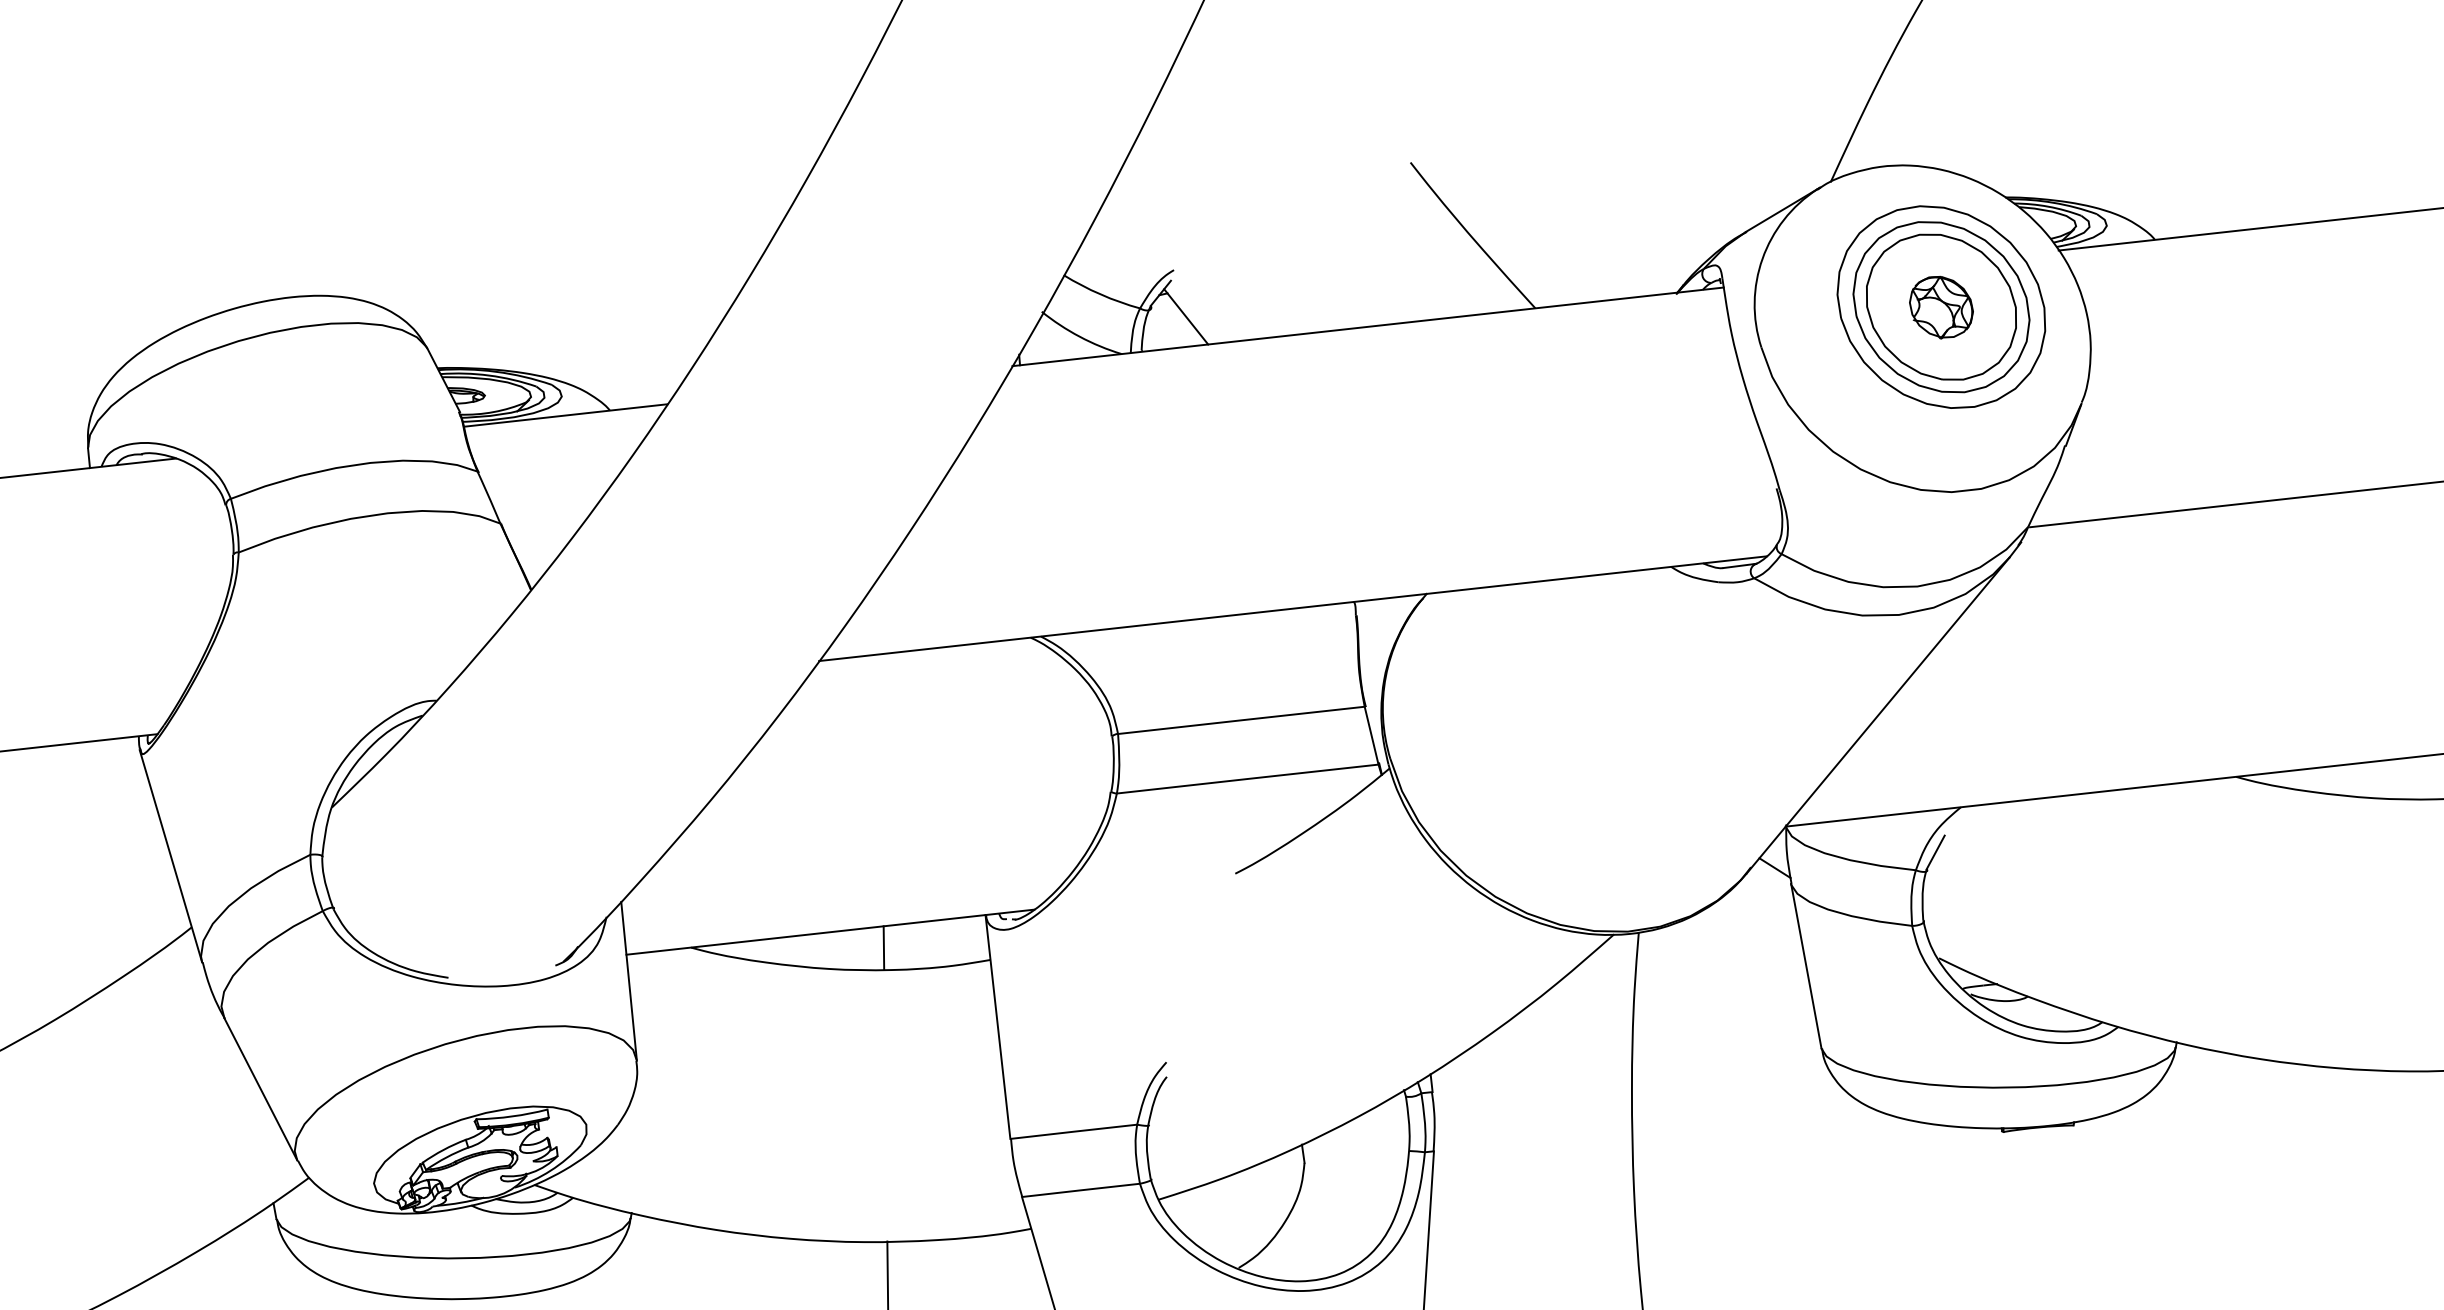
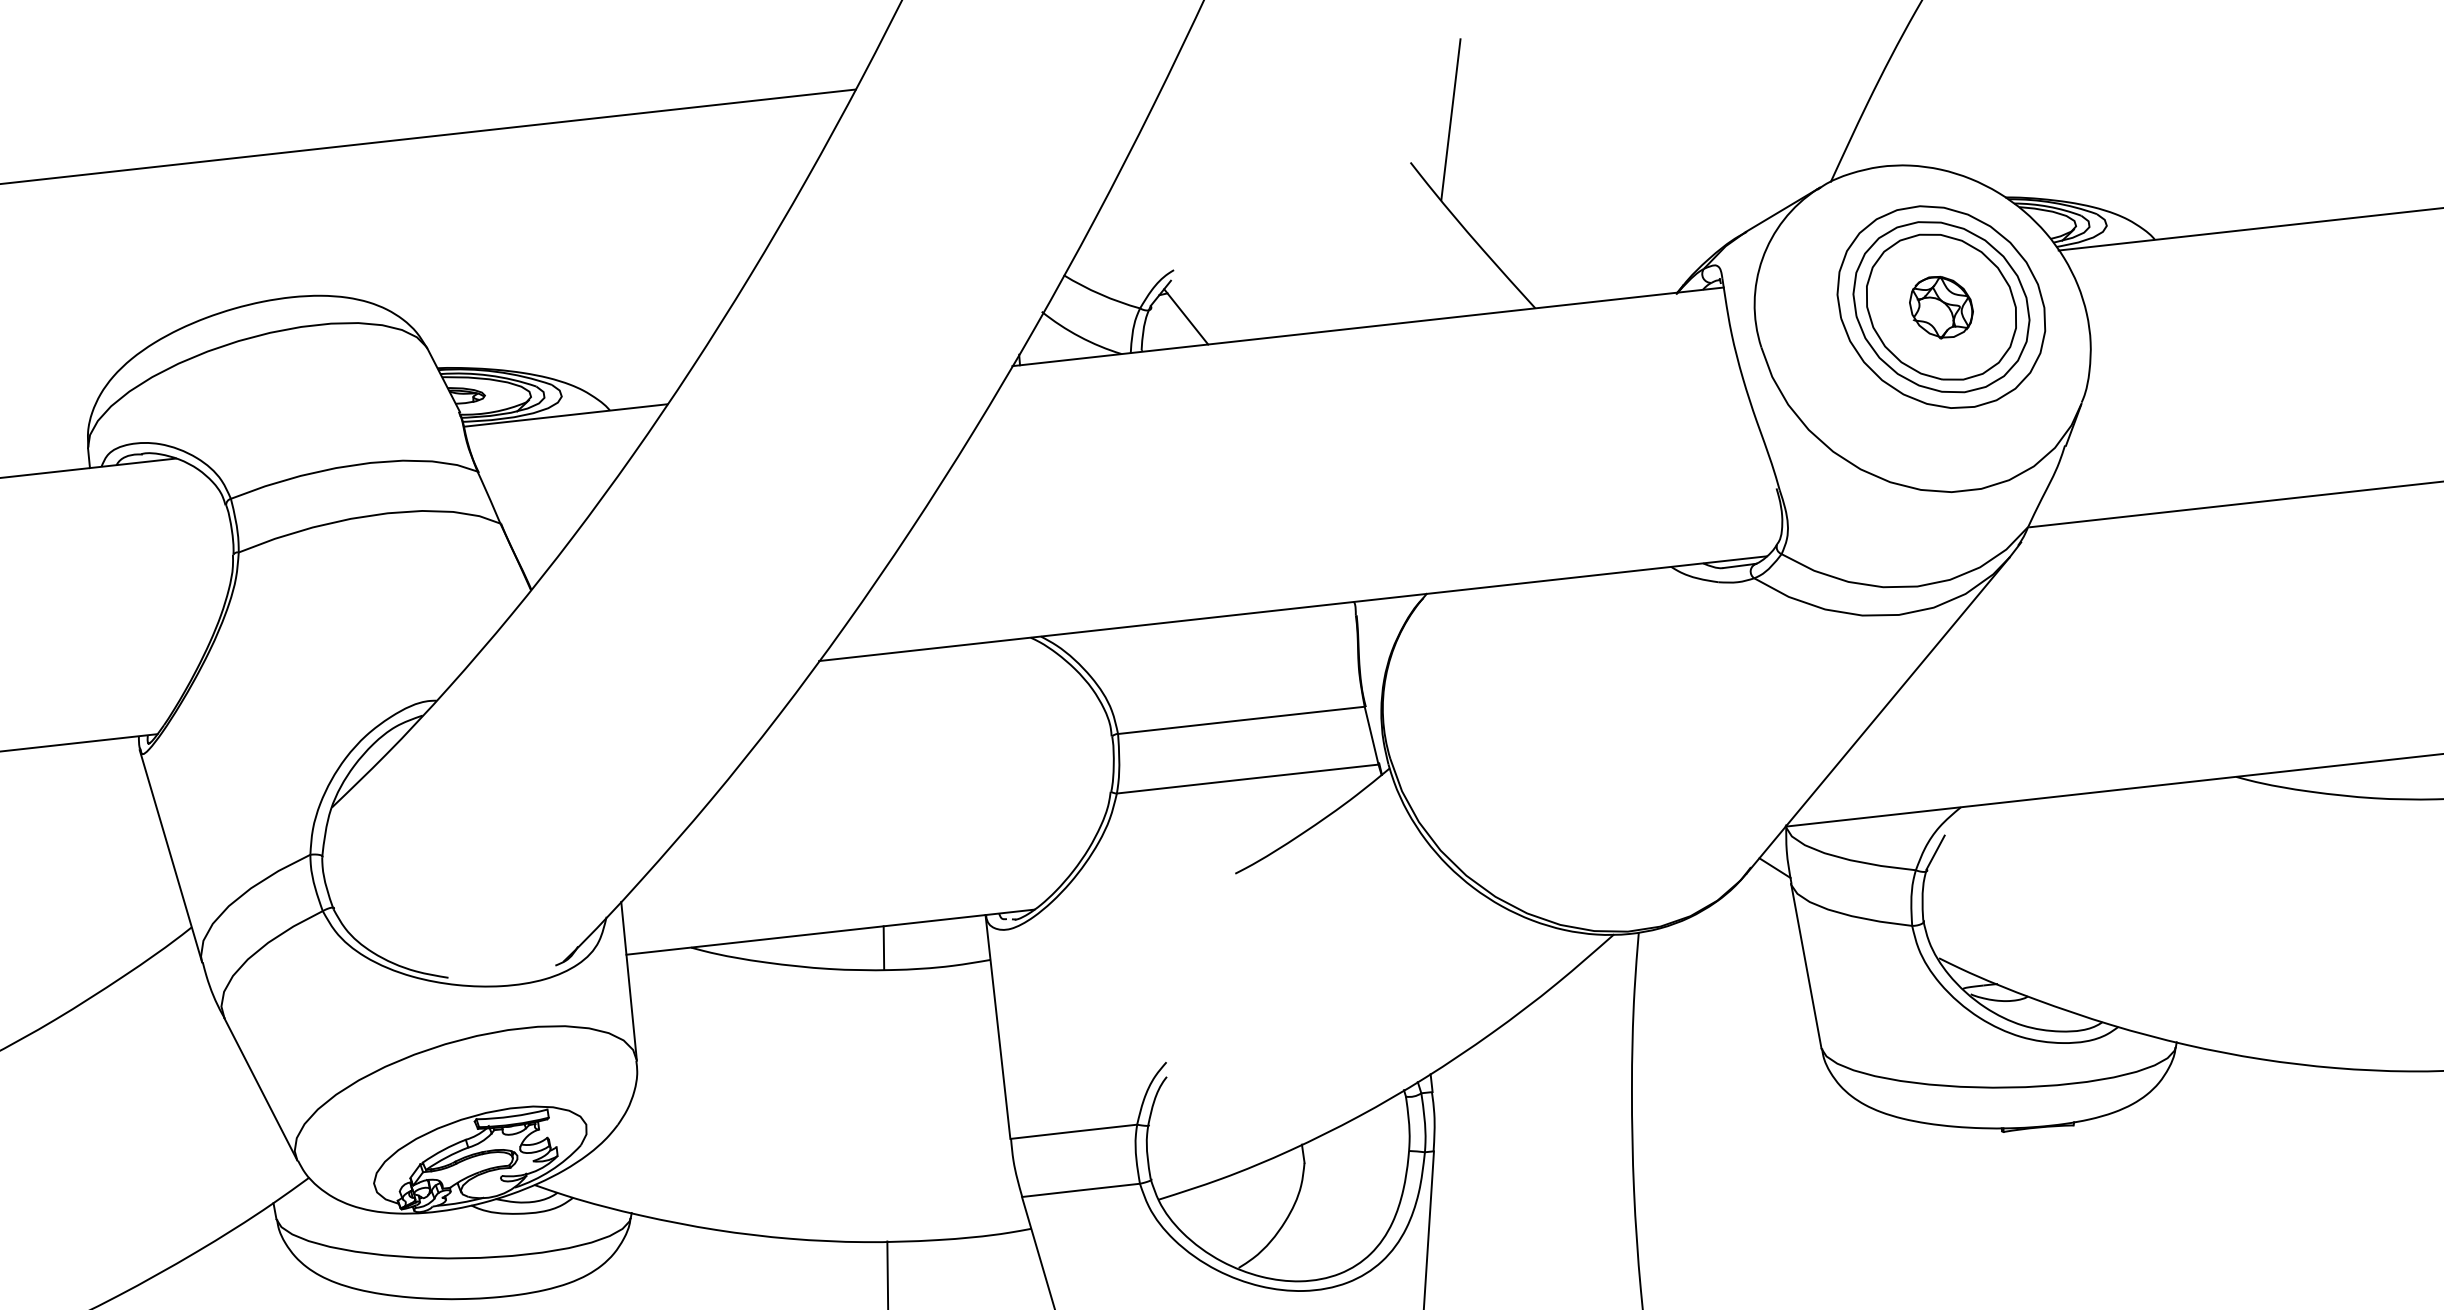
line: none -> present (1450, 119)
line: none -> present (428, 136)
